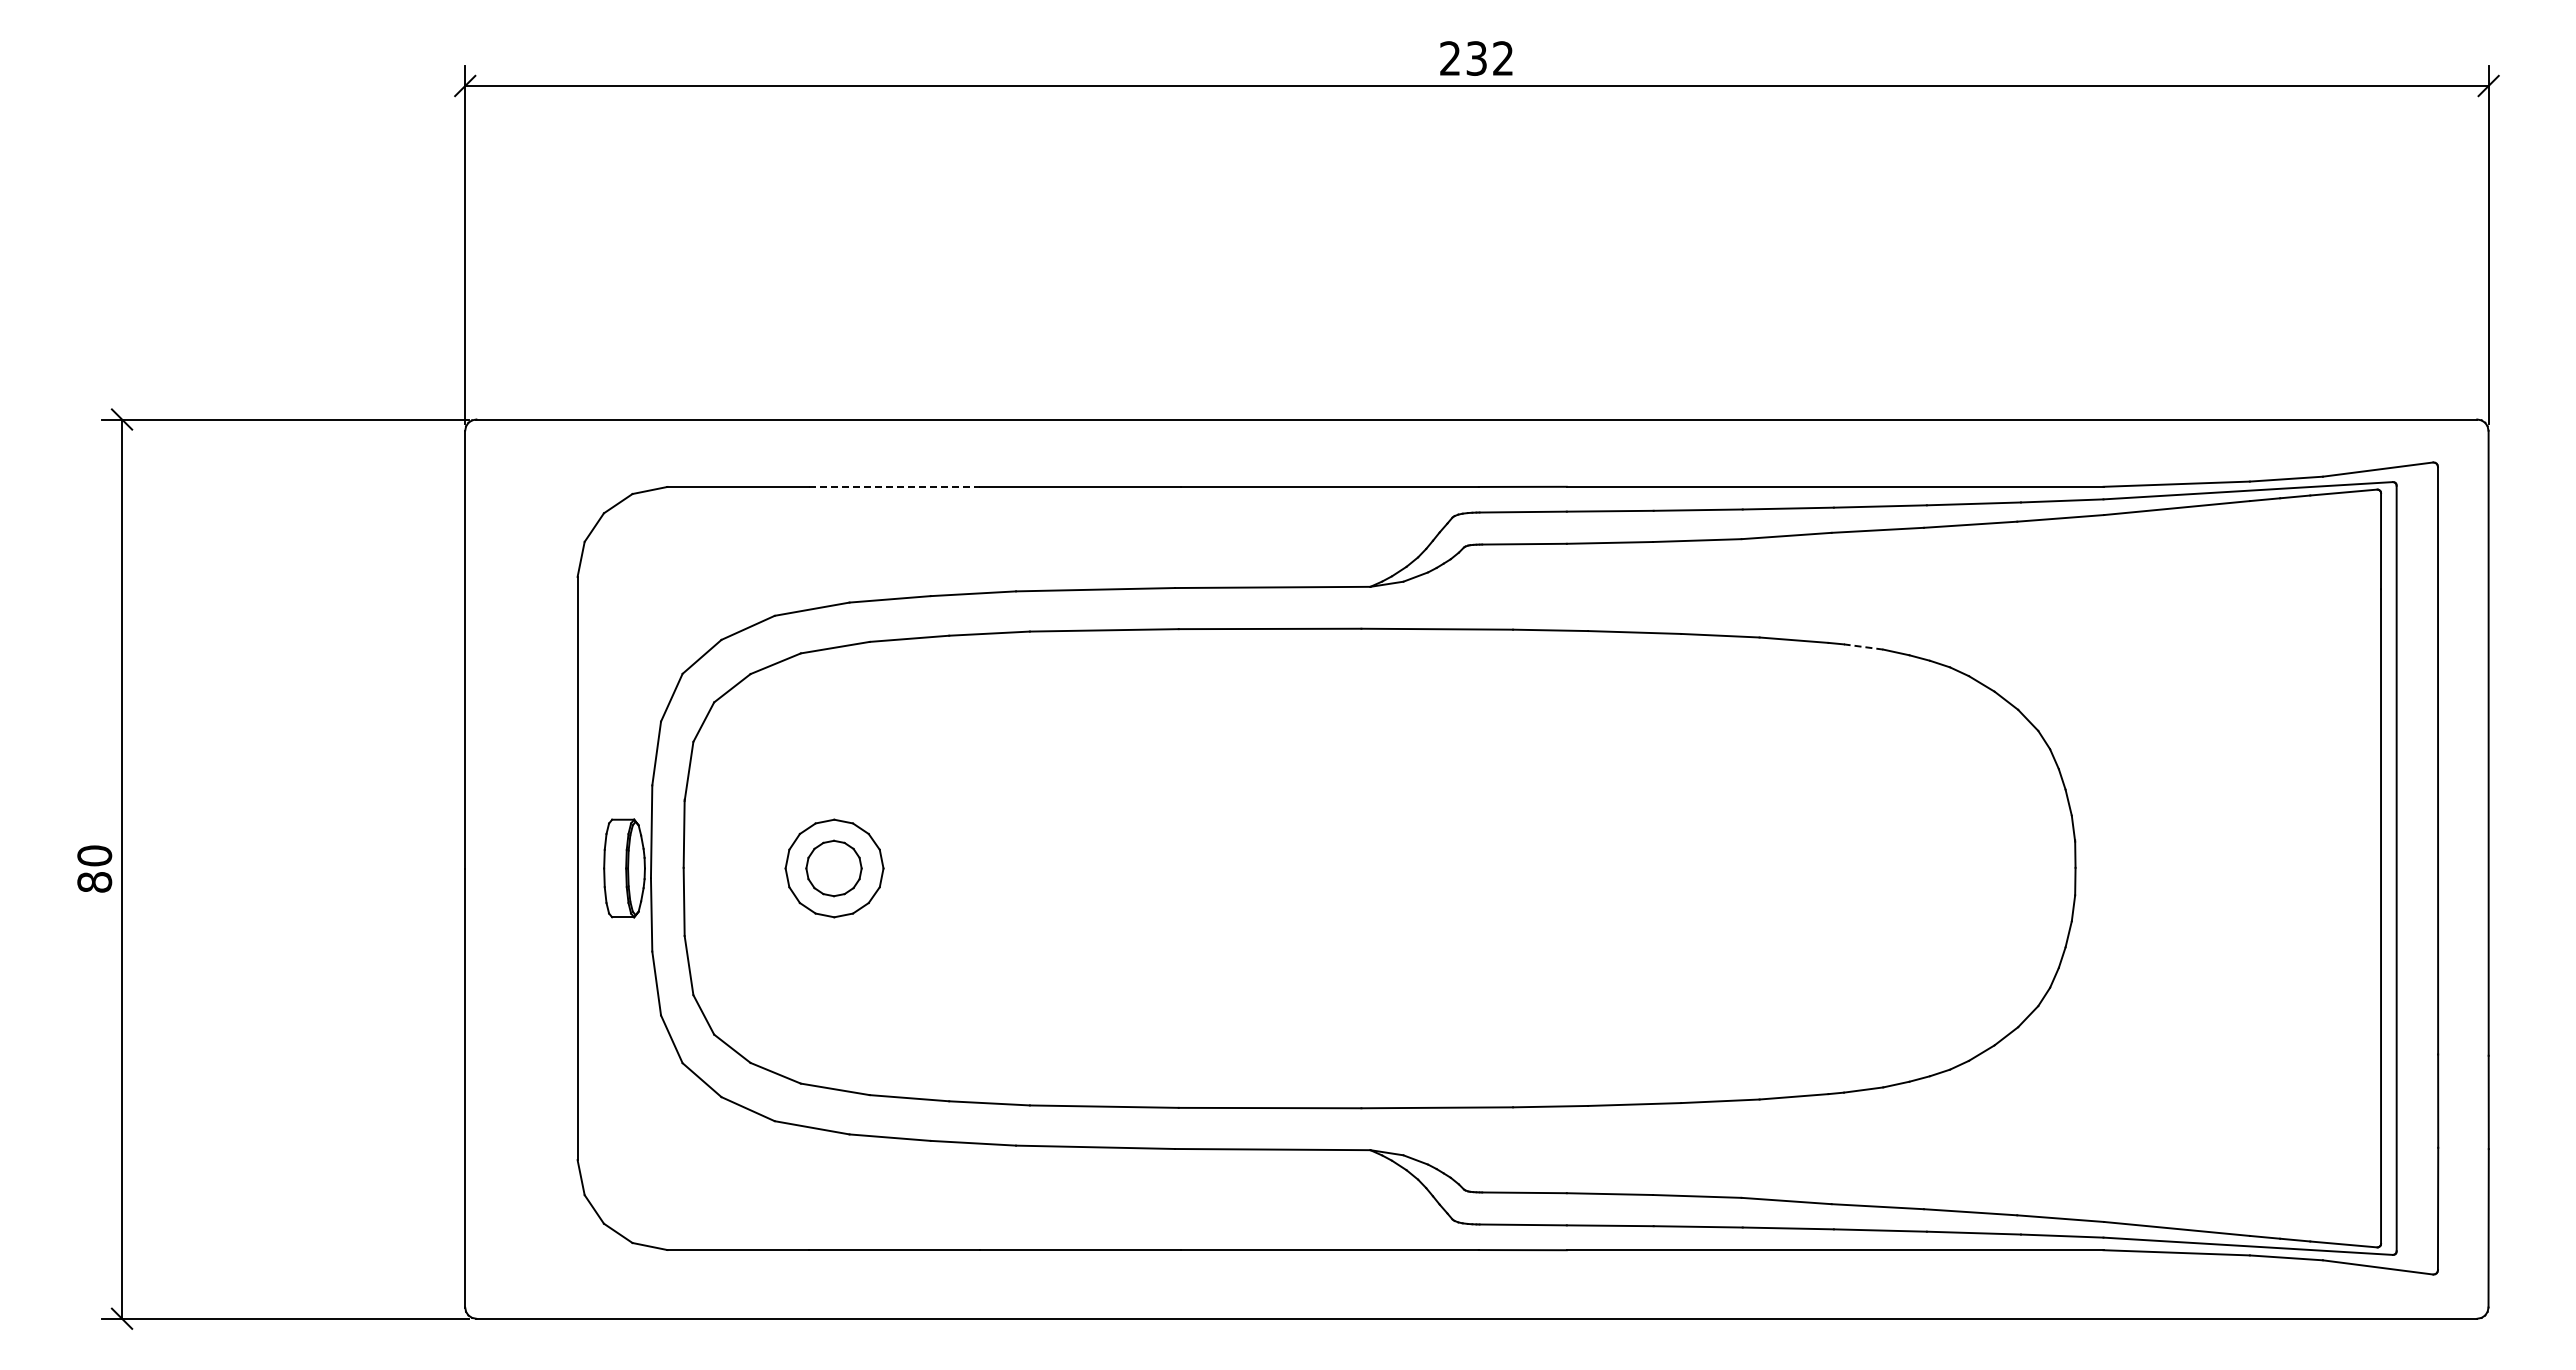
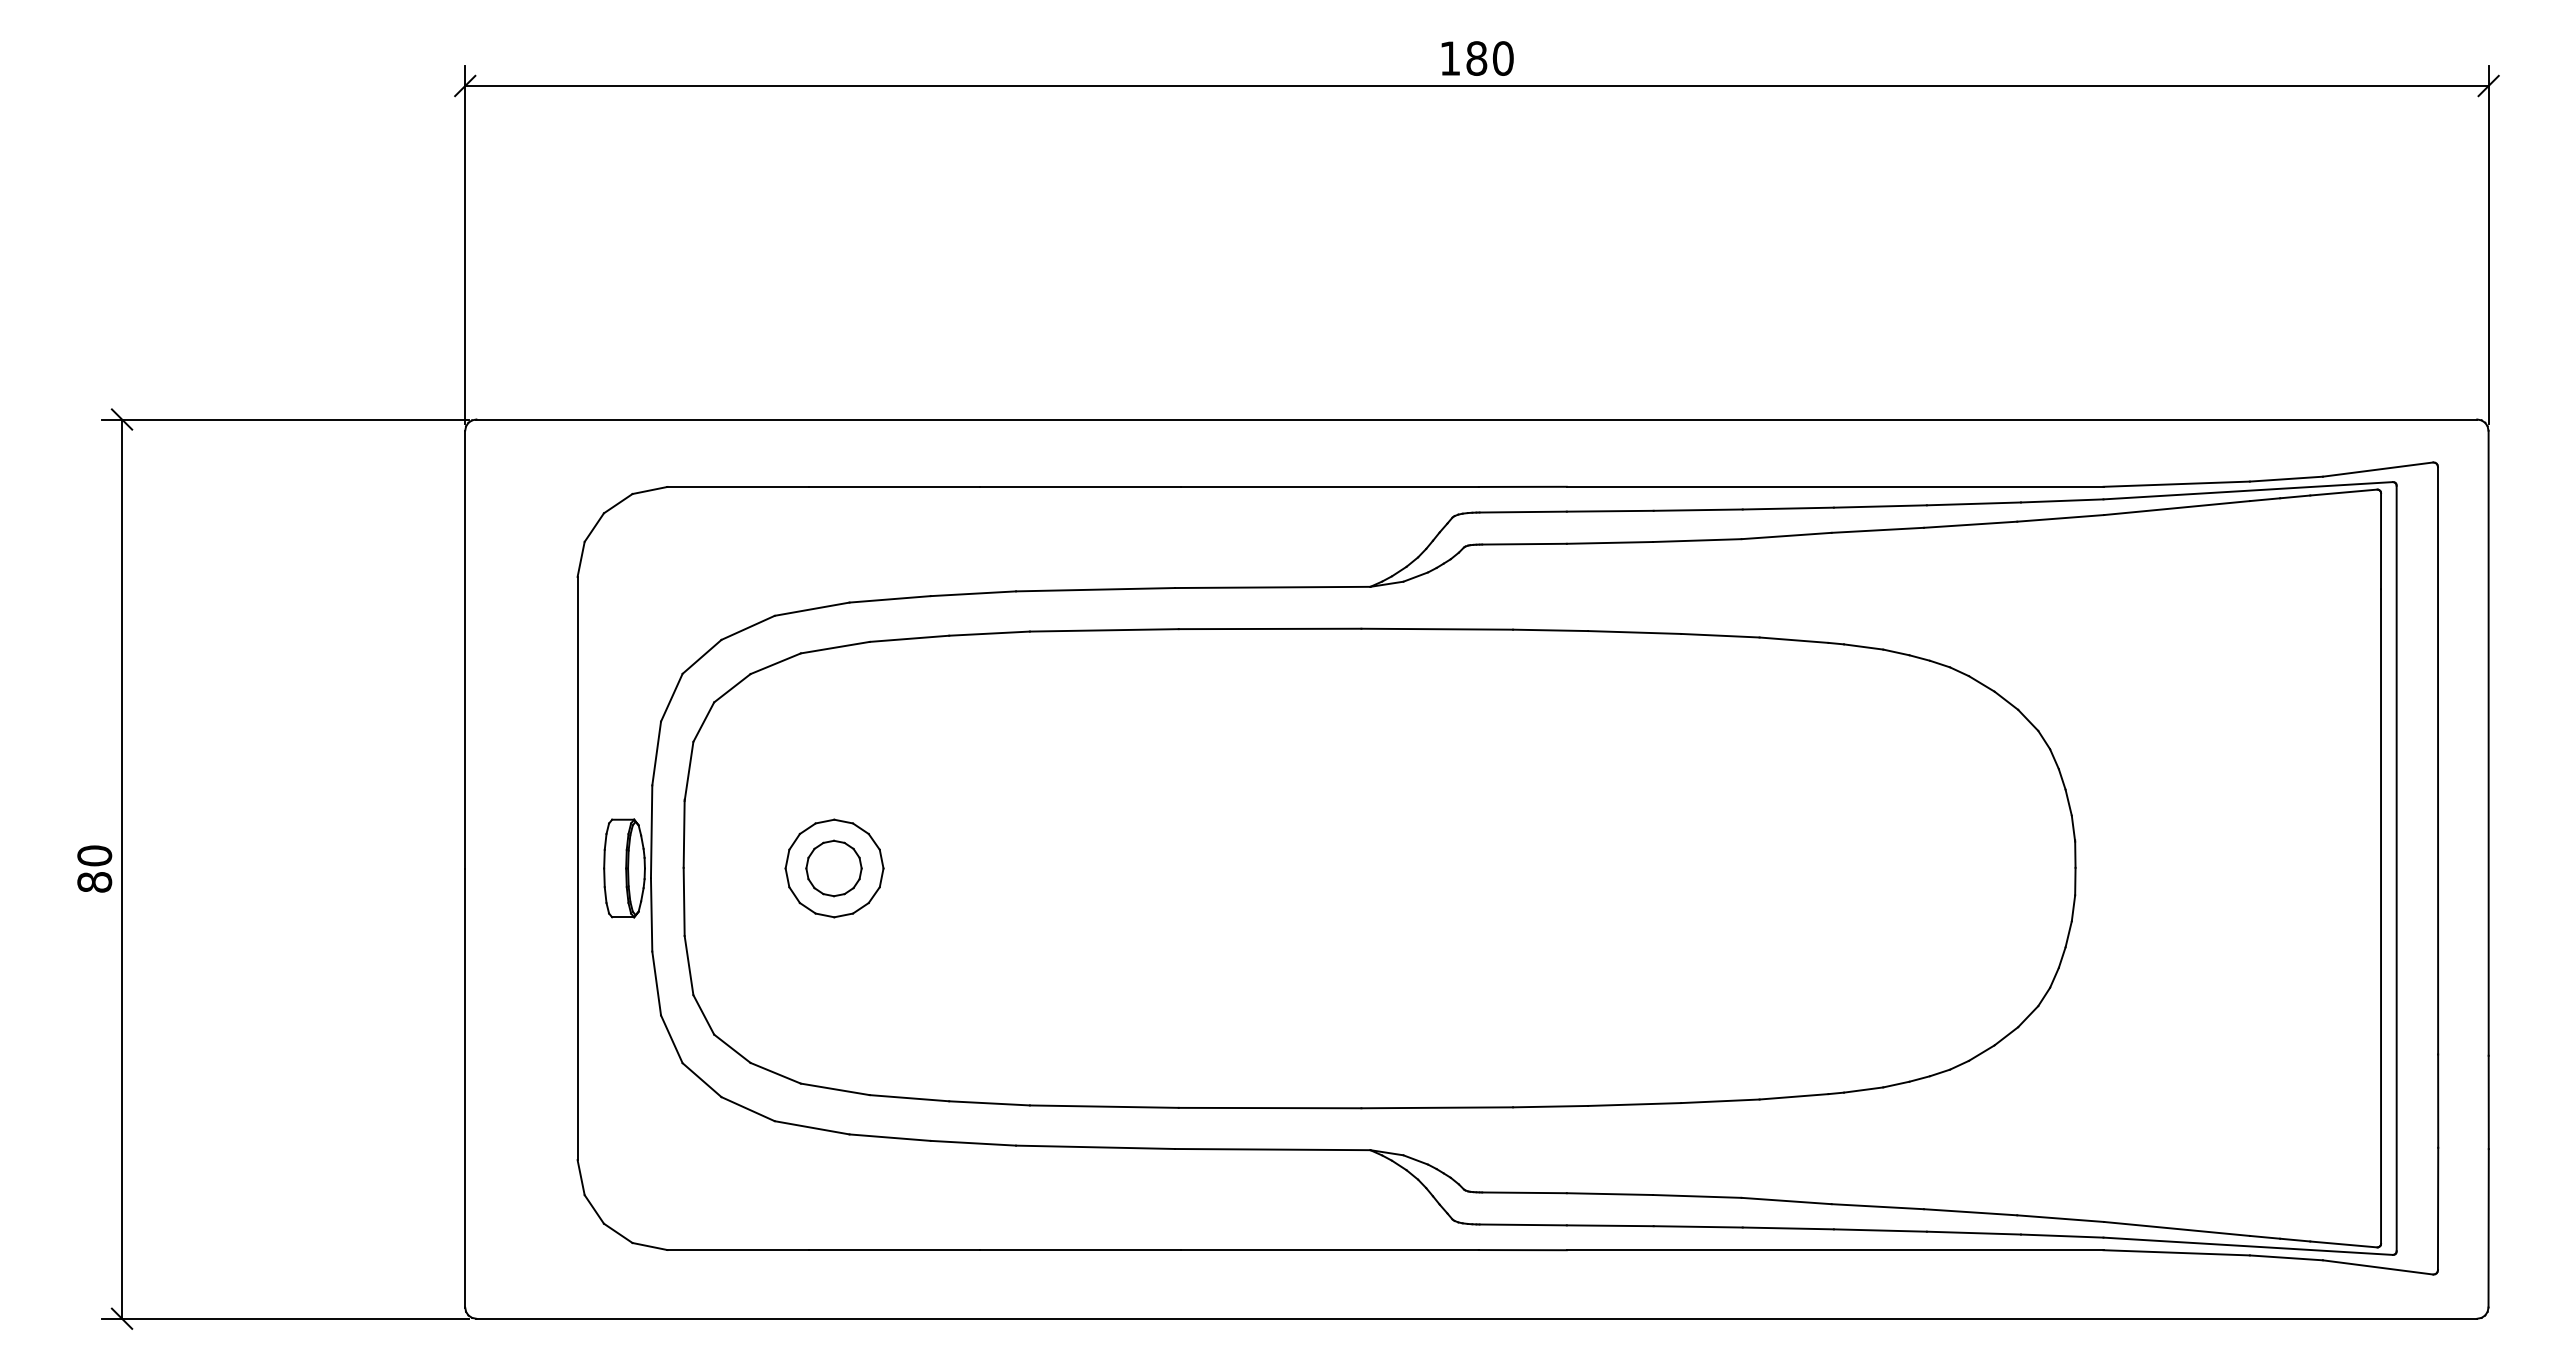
text: 232 -> 180 (1476, 58)
line: dashed -> solid (894, 486)
line: dashed -> solid (1863, 646)
